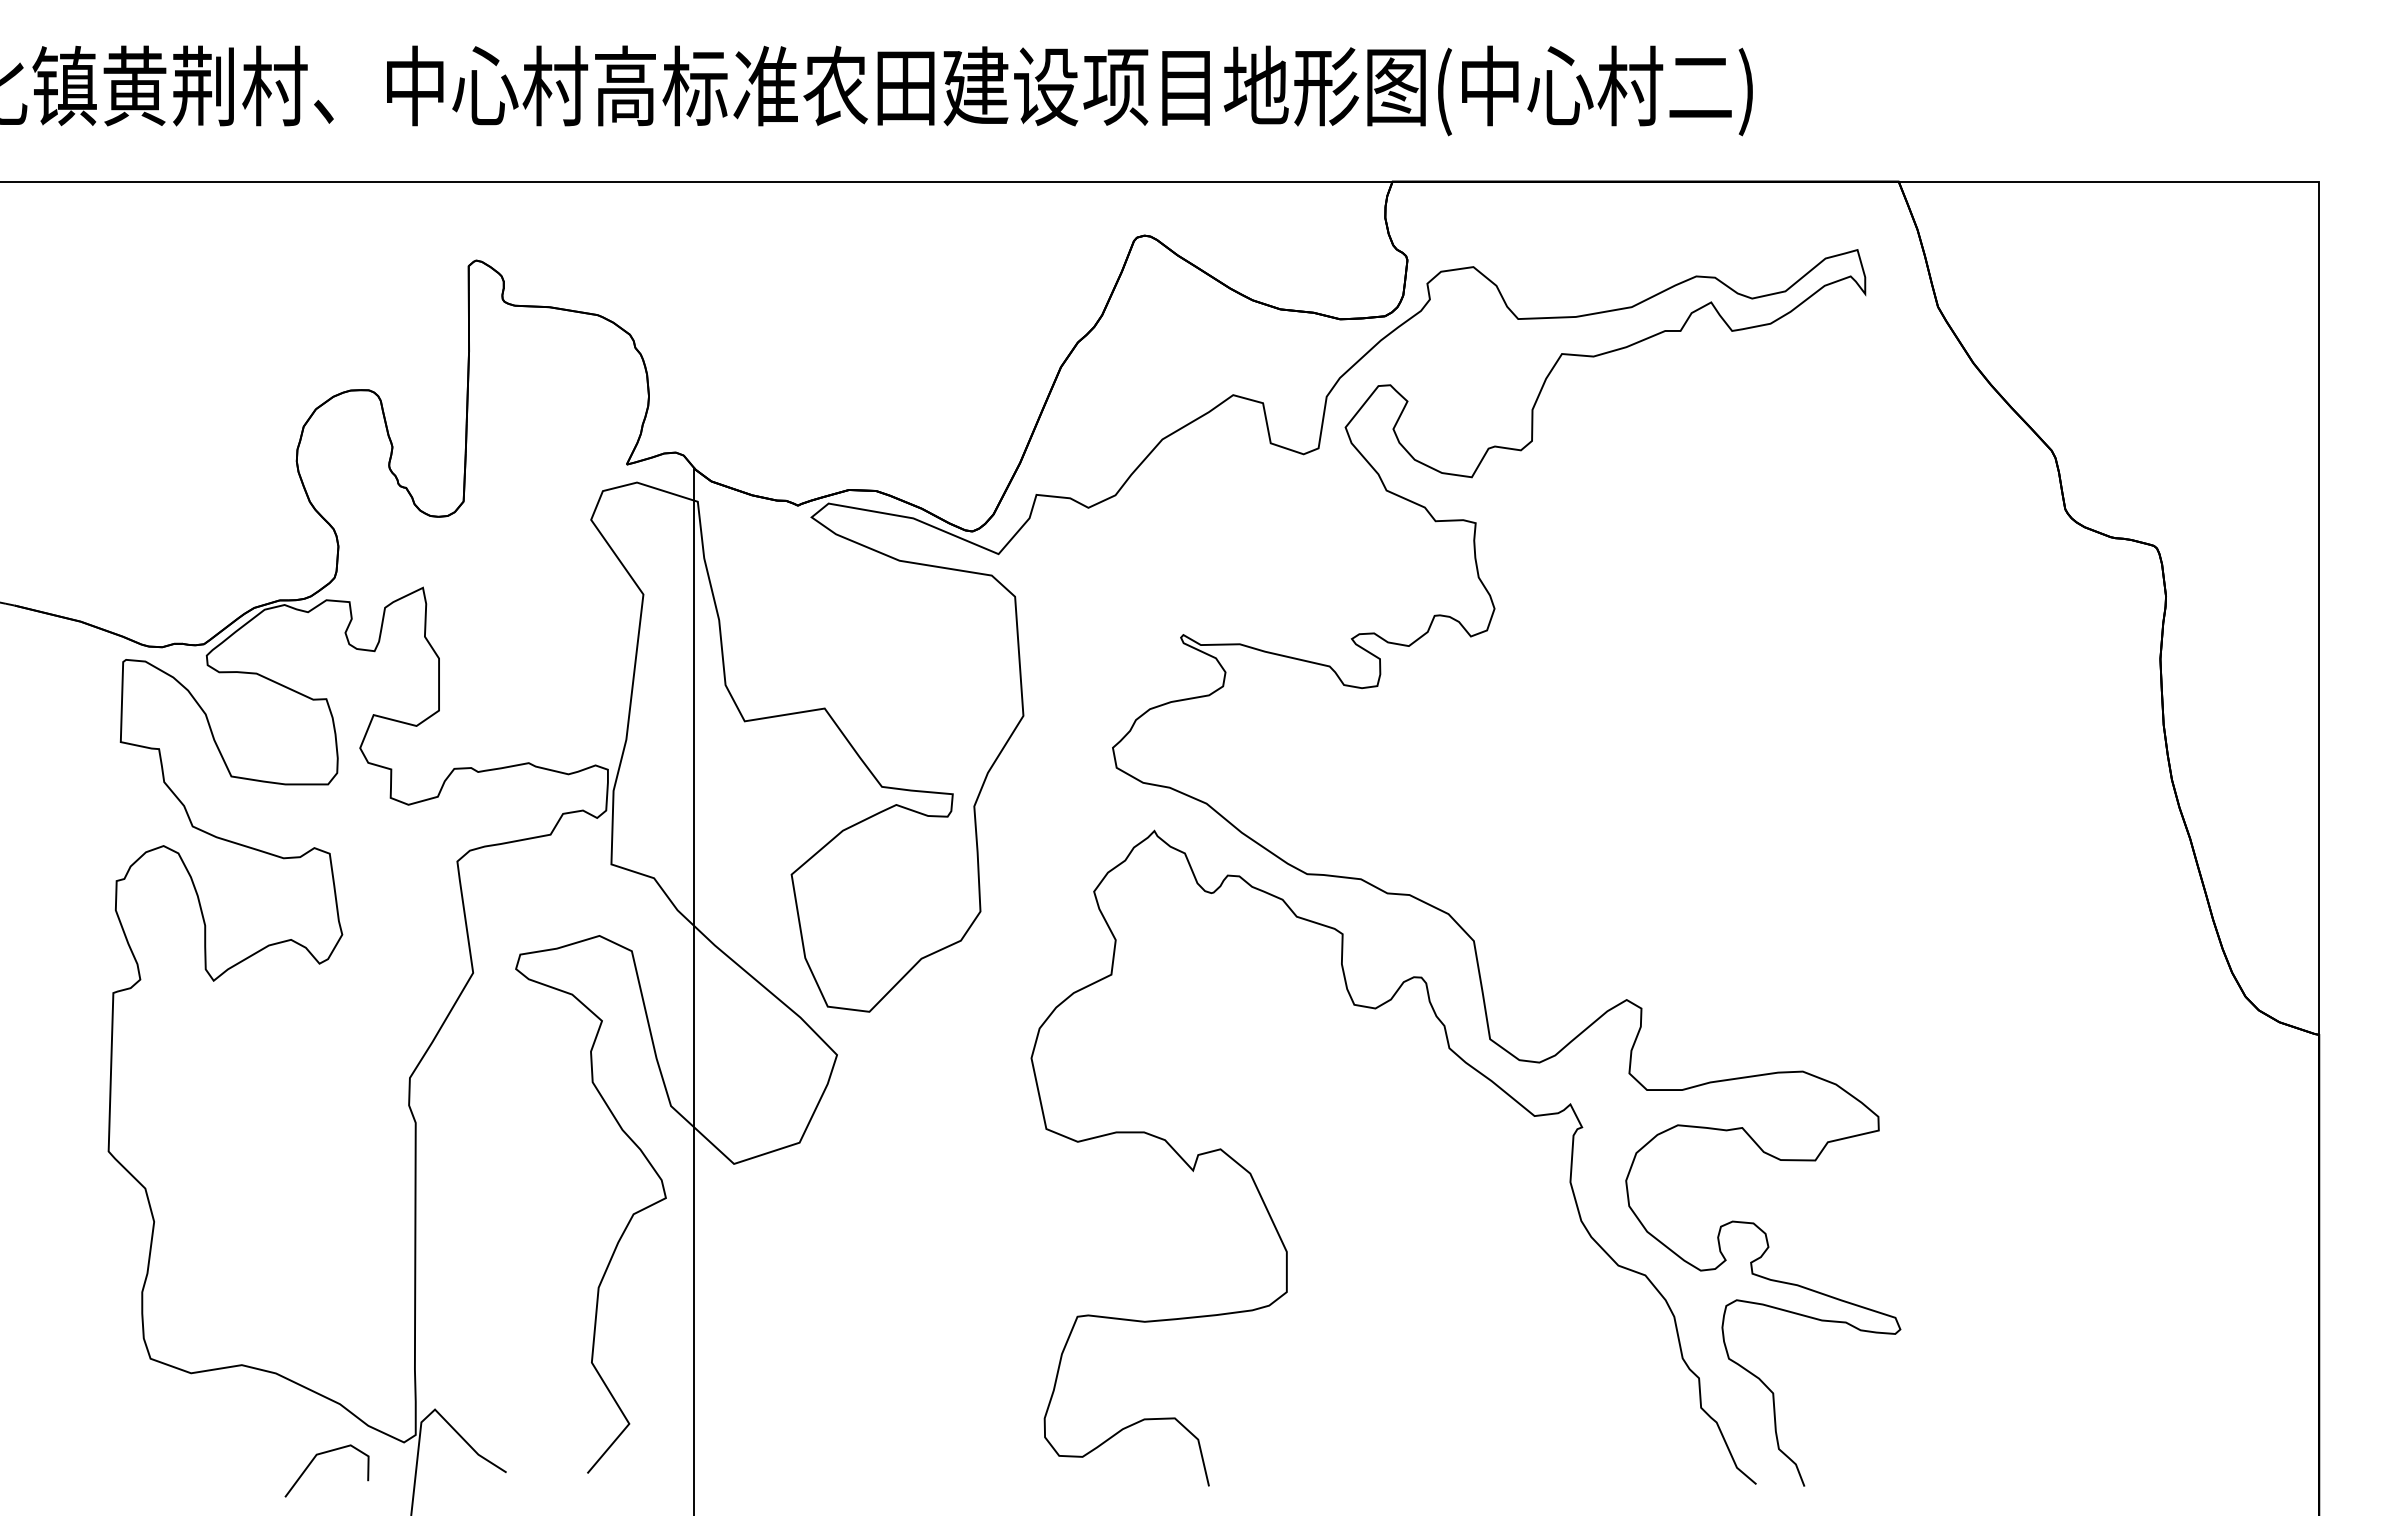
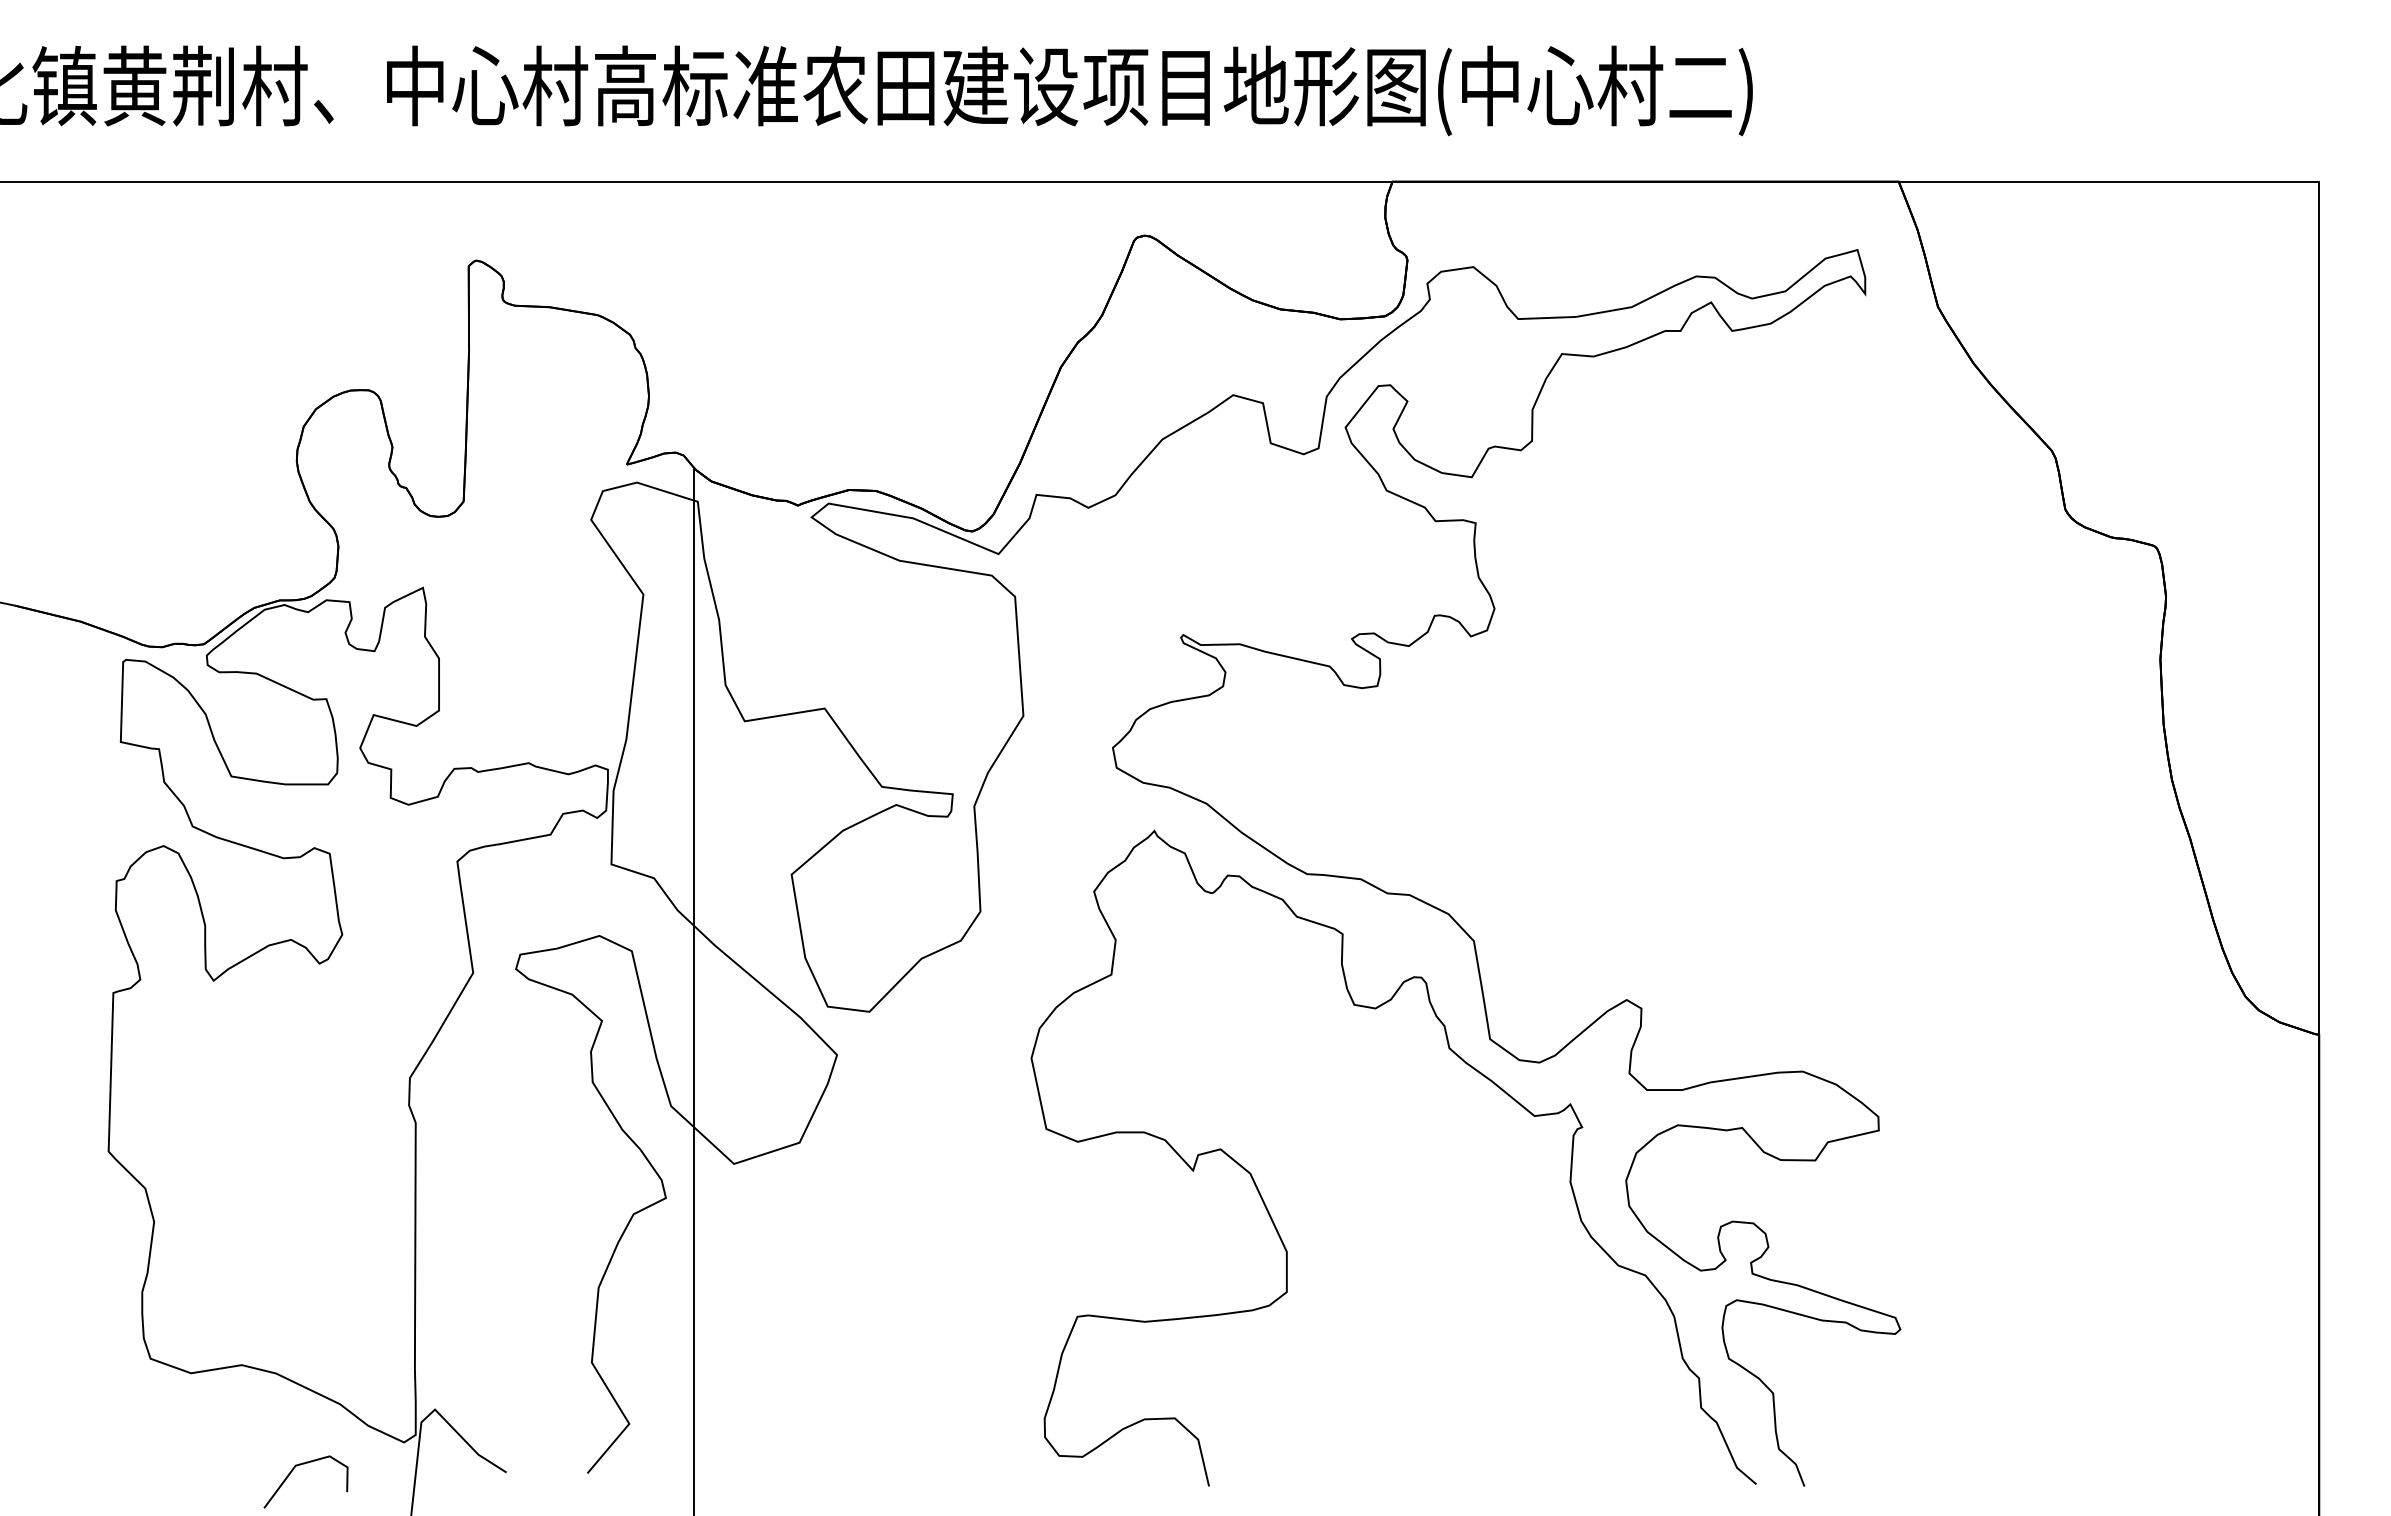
line position: (312, 1462) -> (291, 1473) (291, 1473)
